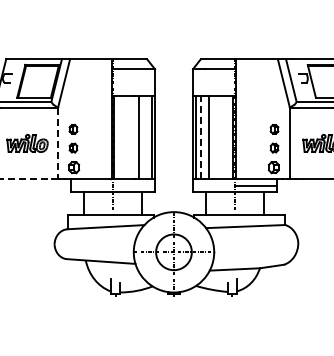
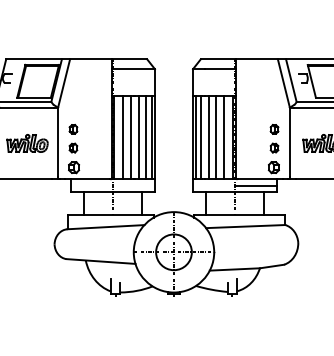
line: none -> present (123, 137)
line: none -> present (131, 137)
line: none -> present (146, 137)
line: dashed -> solid (201, 137)
line: none -> present (216, 137)
line: none -> present (224, 137)
line: dashed -> solid (58, 142)
line: dashed -> solid (26, 179)
